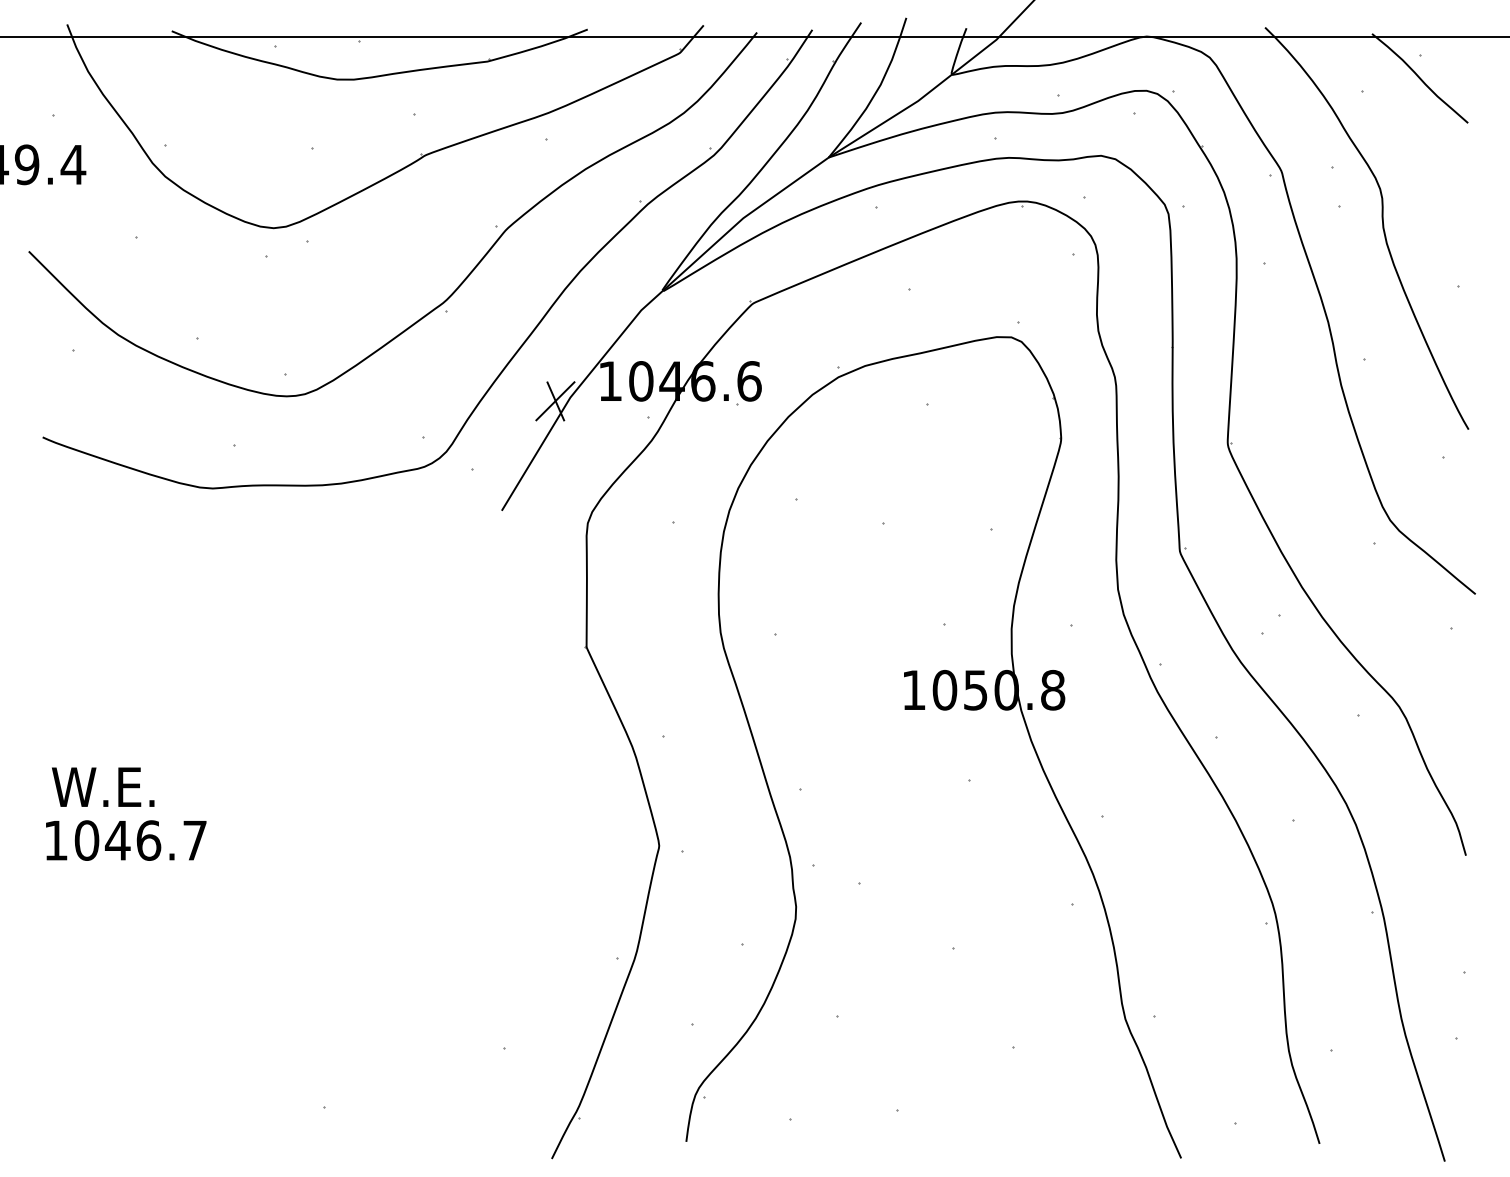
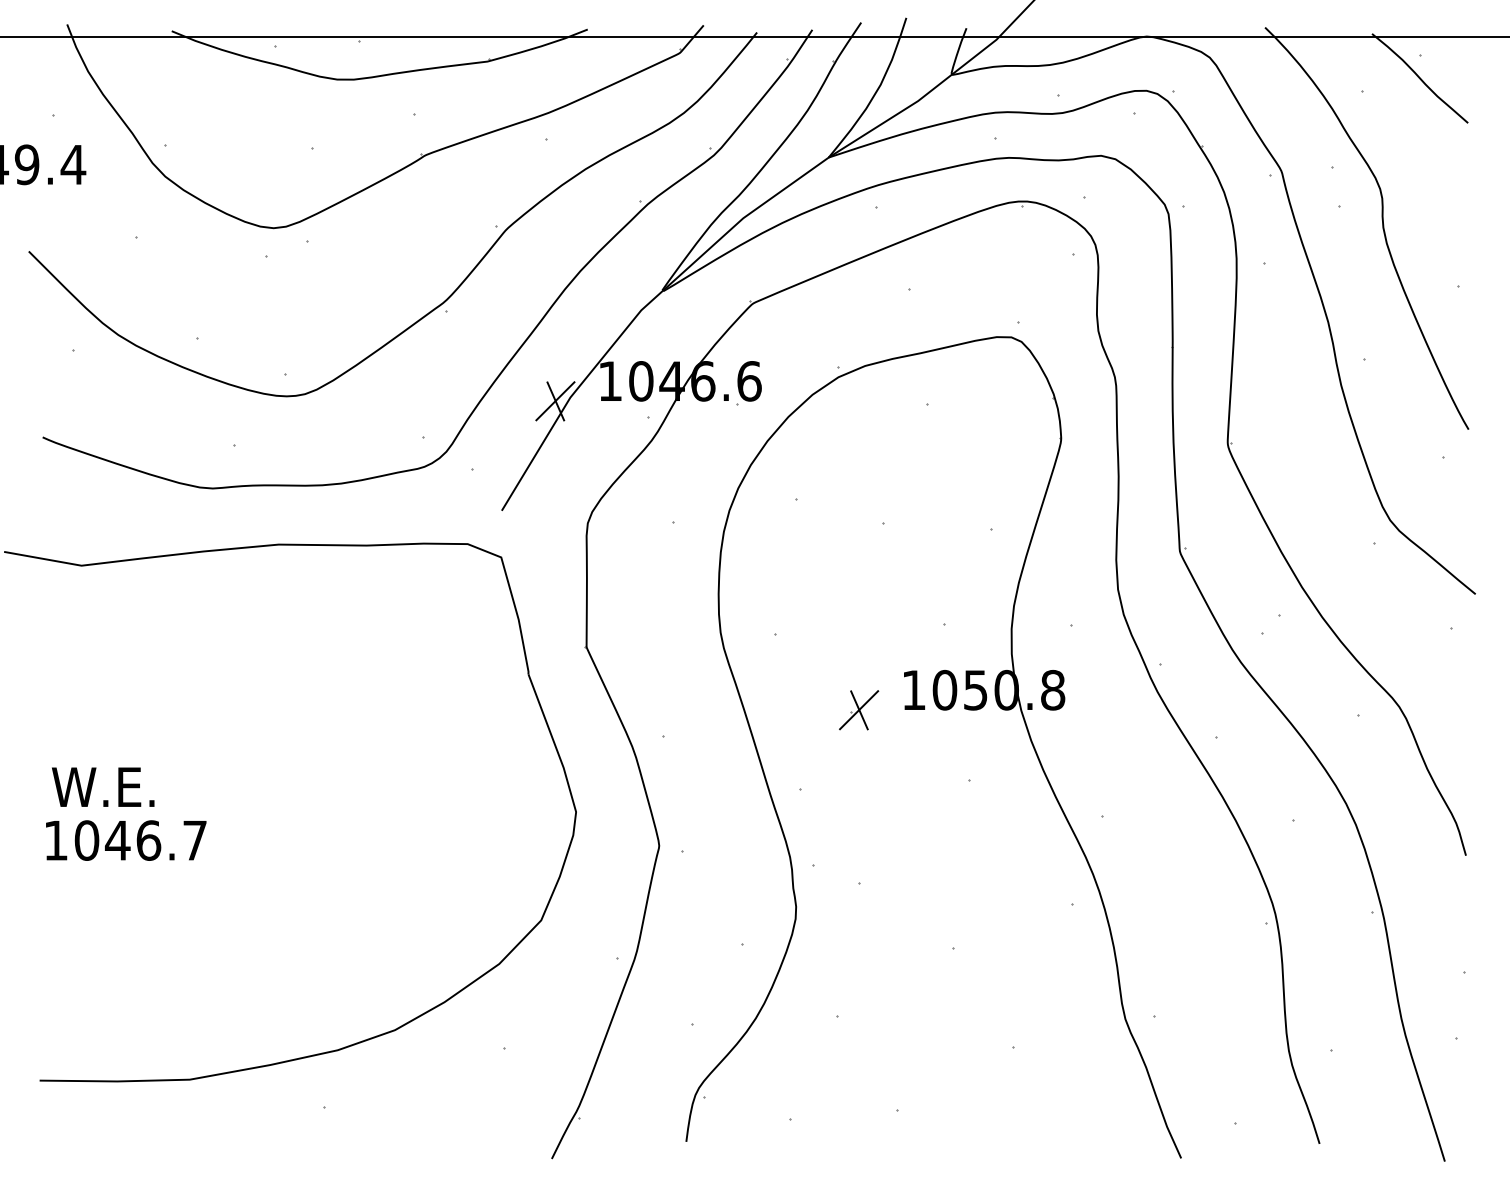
part: none -> present (859, 710)
part: none -> present (367, 1038)
